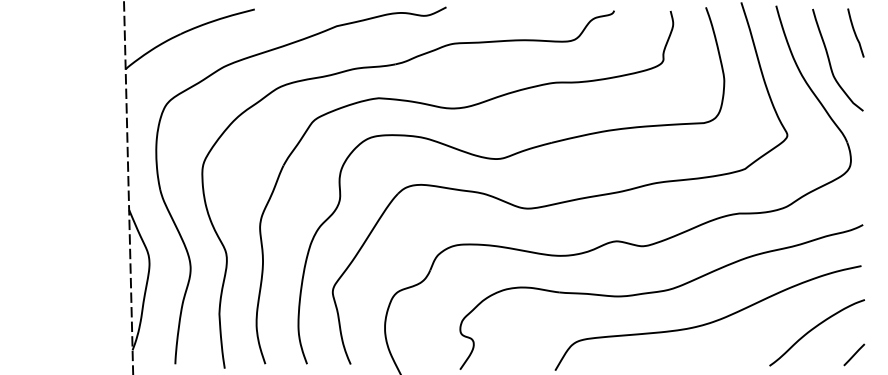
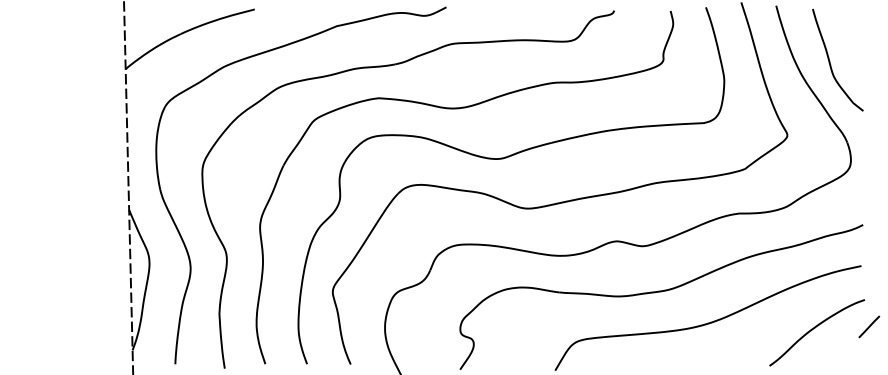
curve: present -> none (855, 32)
line position: (854, 354) -> (869, 326) (869, 326)
